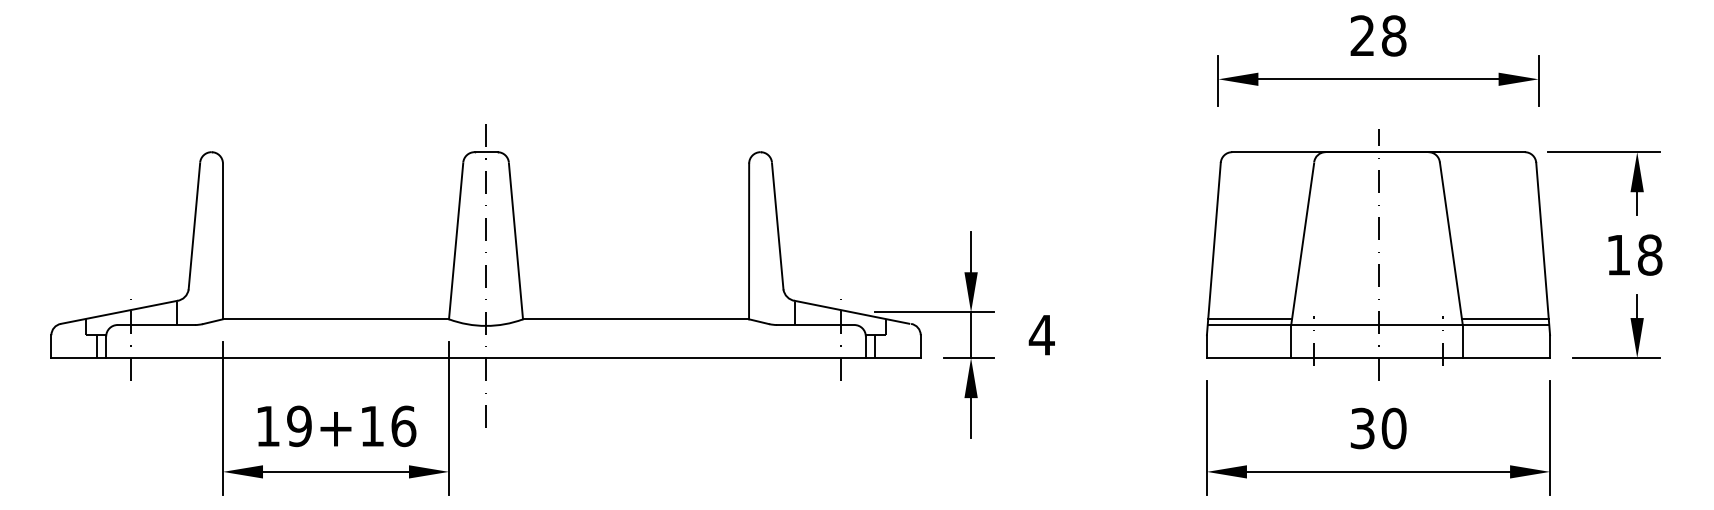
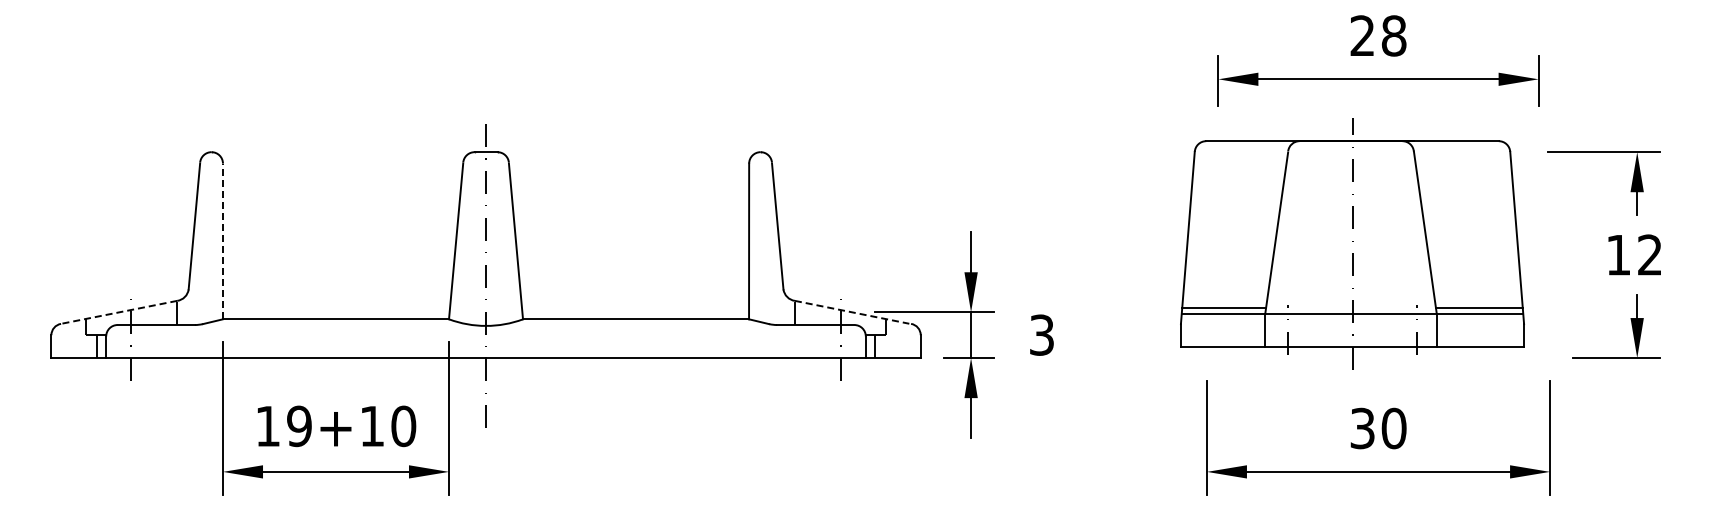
line: solid -> dashed (222, 241)
part position: (1378, 254) -> (1352, 243) (1352, 243)
text: 18 -> 12 (1649, 254)
line: solid -> dashed (118, 312)
line: solid -> dashed (852, 312)
text: 4 -> 3 (1041, 334)
text: 19+16 -> 19+10 (403, 425)
